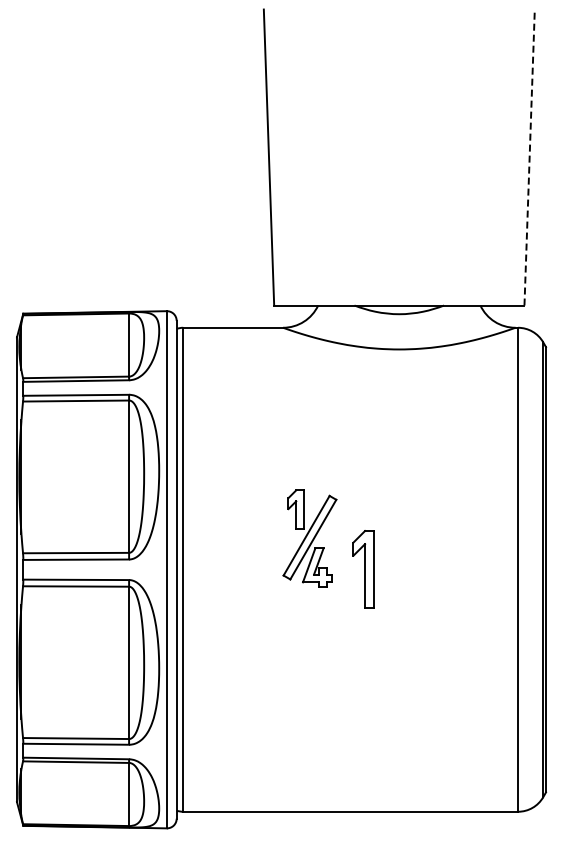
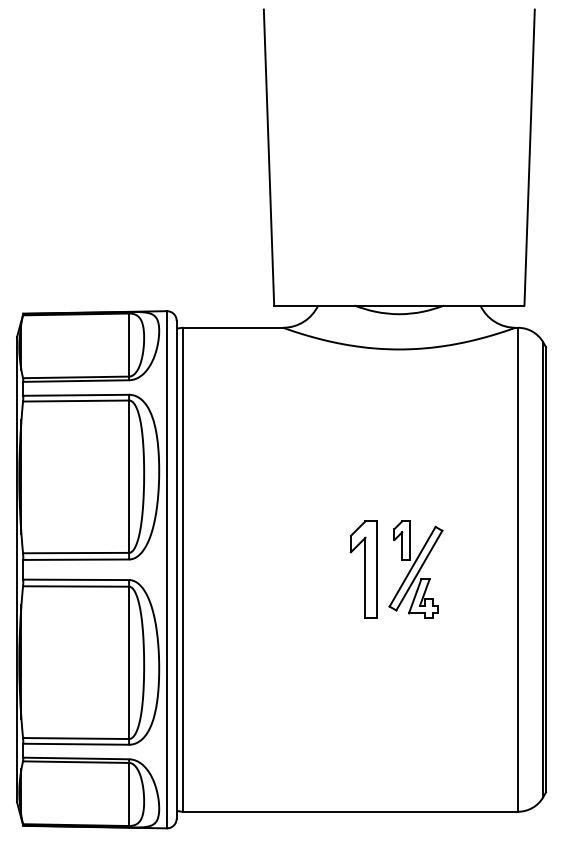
line: dashed -> solid (529, 157)
part position: (309, 538) -> (415, 569) (415, 569)
part size: 23x79 px -> 29x99 px (363, 569)
